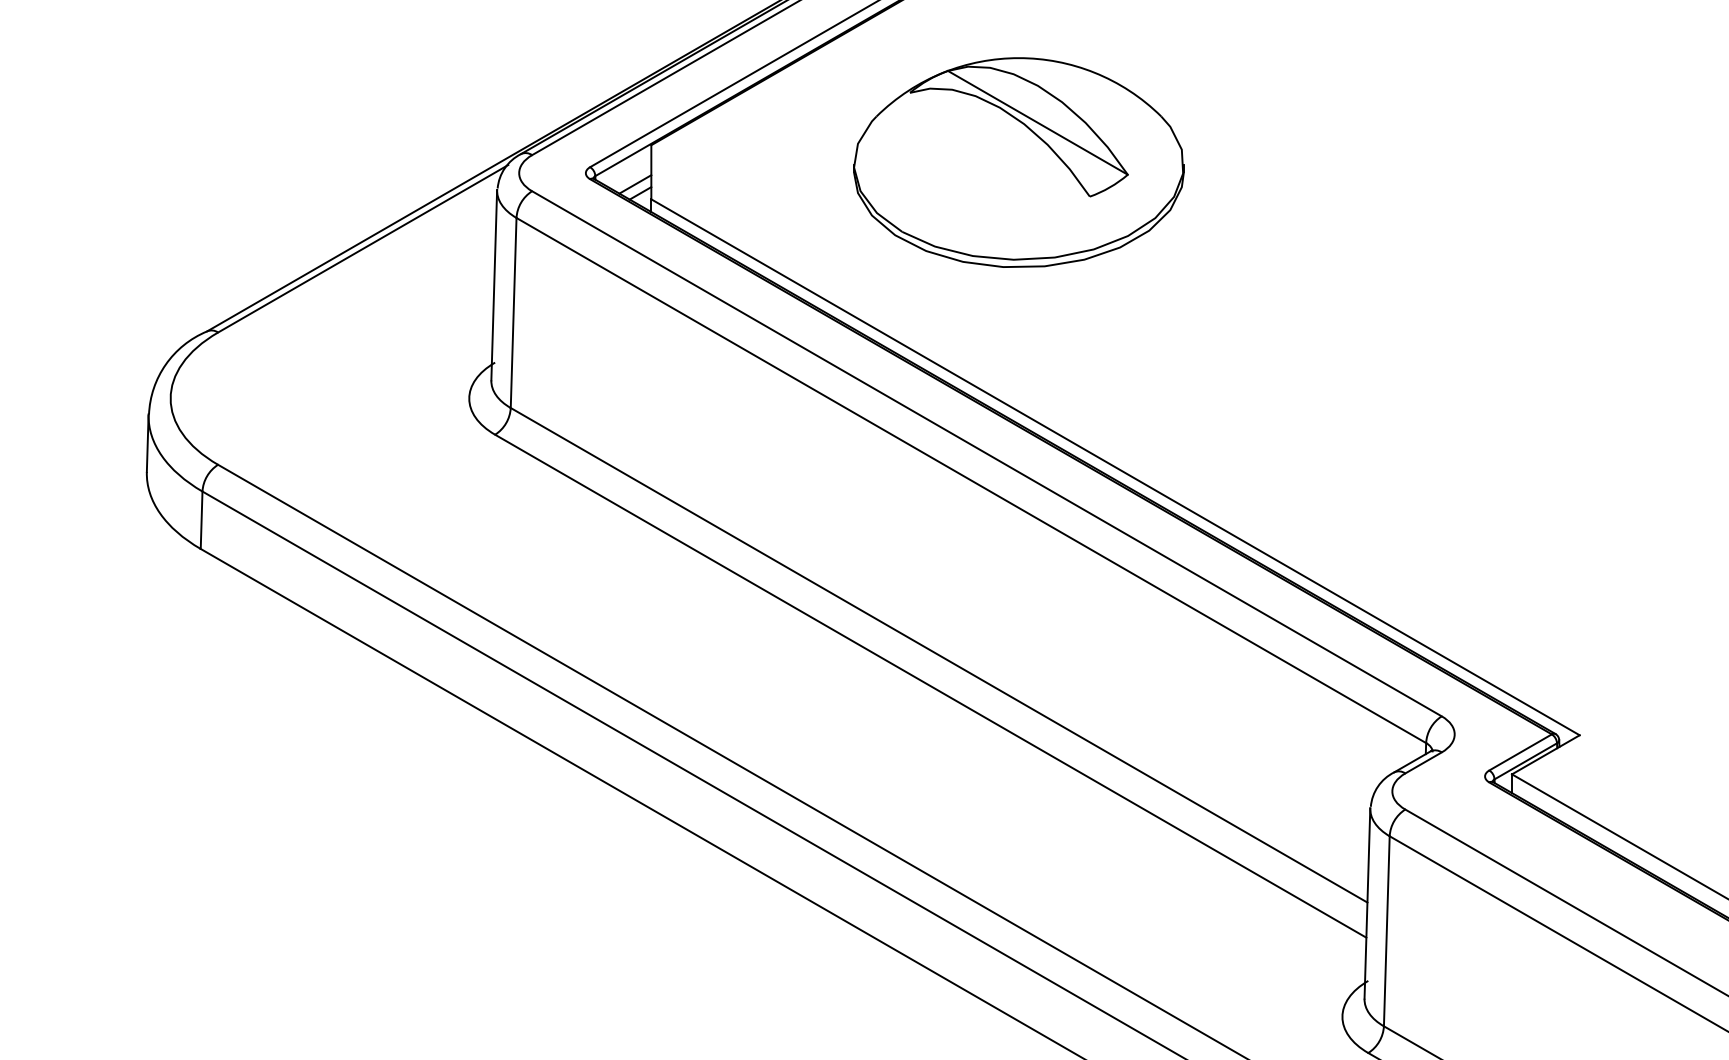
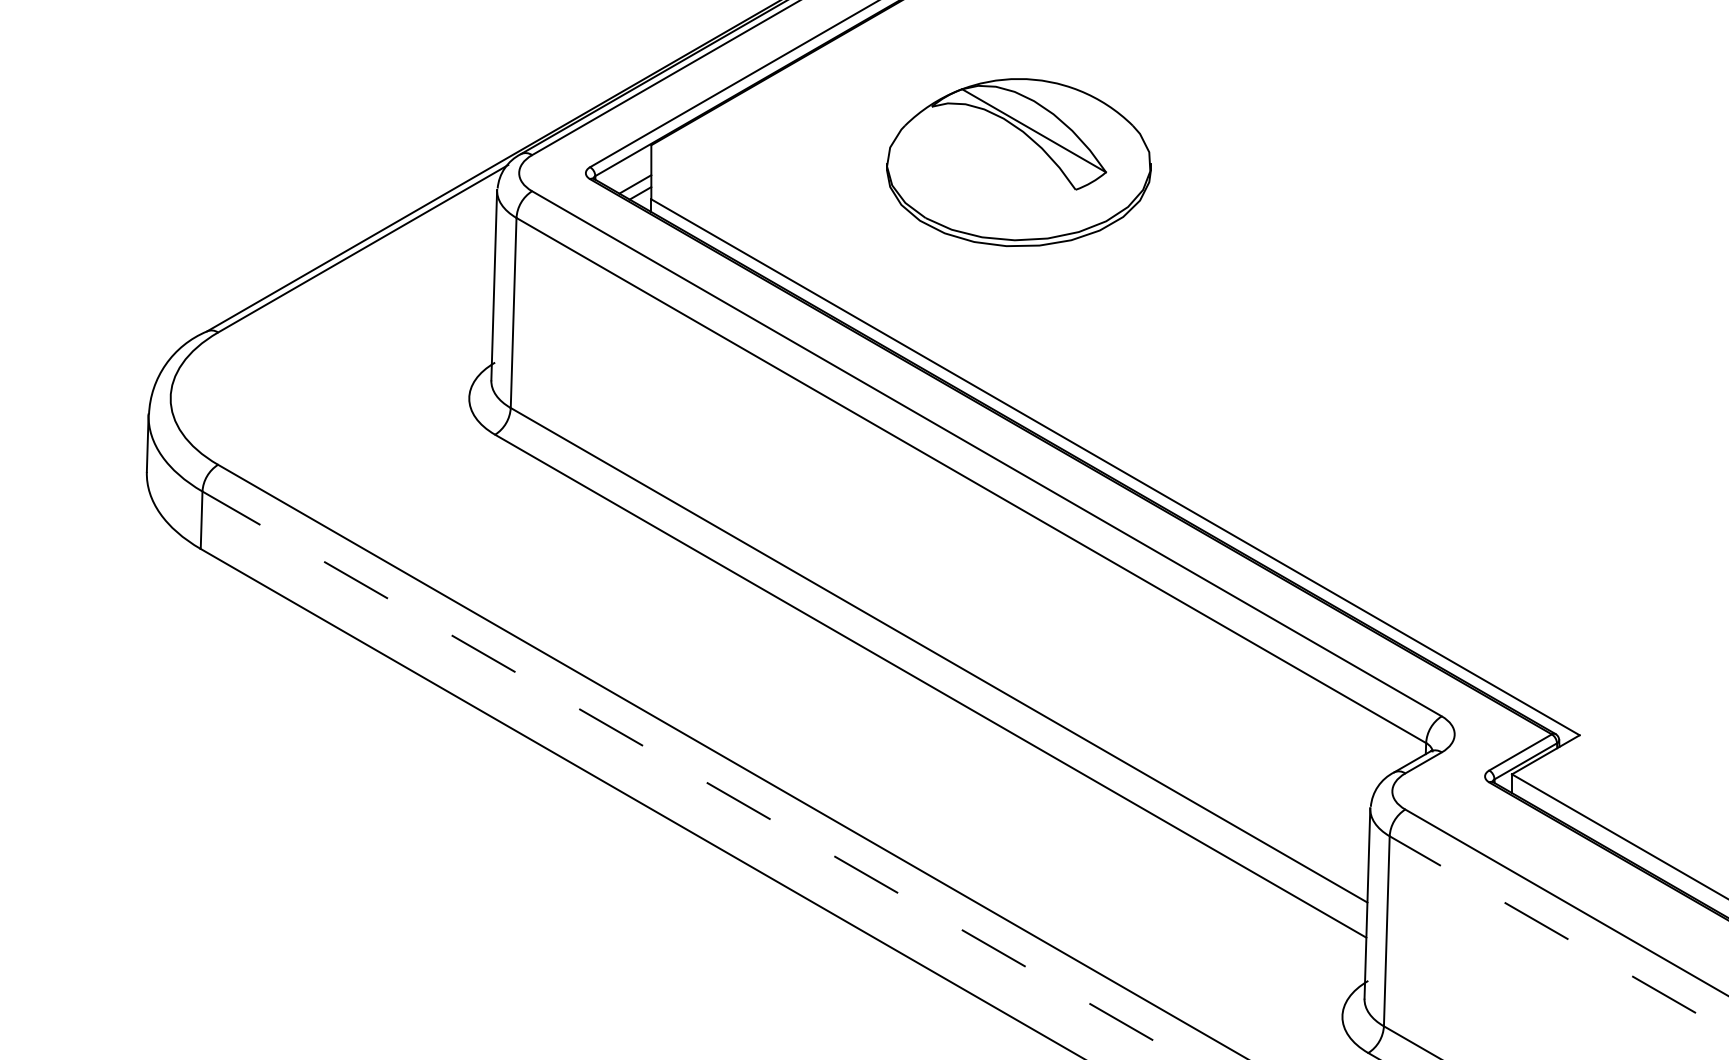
part size: 332x211 px -> 266x169 px (1018, 162)
line: solid -> dashed (694, 775)
line: solid -> dashed (1559, 934)
